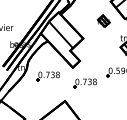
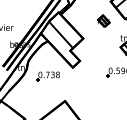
part: present -> none (84, 83)
